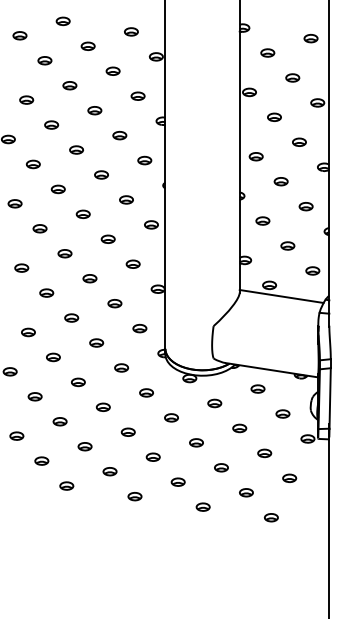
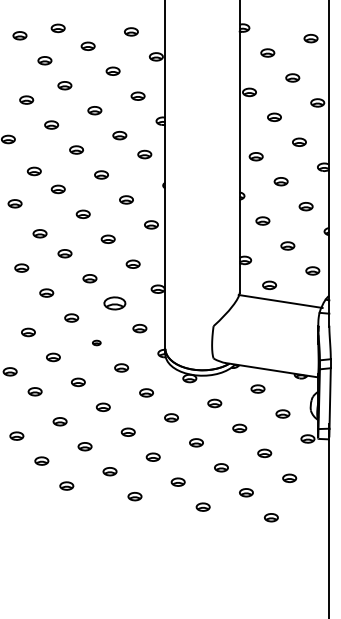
part position: (62, 21) -> (57, 28) (57, 28)
part position: (69, 85) -> (64, 85) (64, 85)
part position: (144, 160) -> (144, 154) (144, 154)
part position: (32, 164) -> (33, 171) (33, 171)
part position: (39, 228) -> (39, 233) (39, 233)
line position: (281, 296) -> (280, 301) (280, 301)
part size: 16x10 px -> 24x15 px (114, 303)
part size: 16x10 px -> 10x8 px (96, 342)
part position: (34, 396) -> (34, 391) (34, 391)
